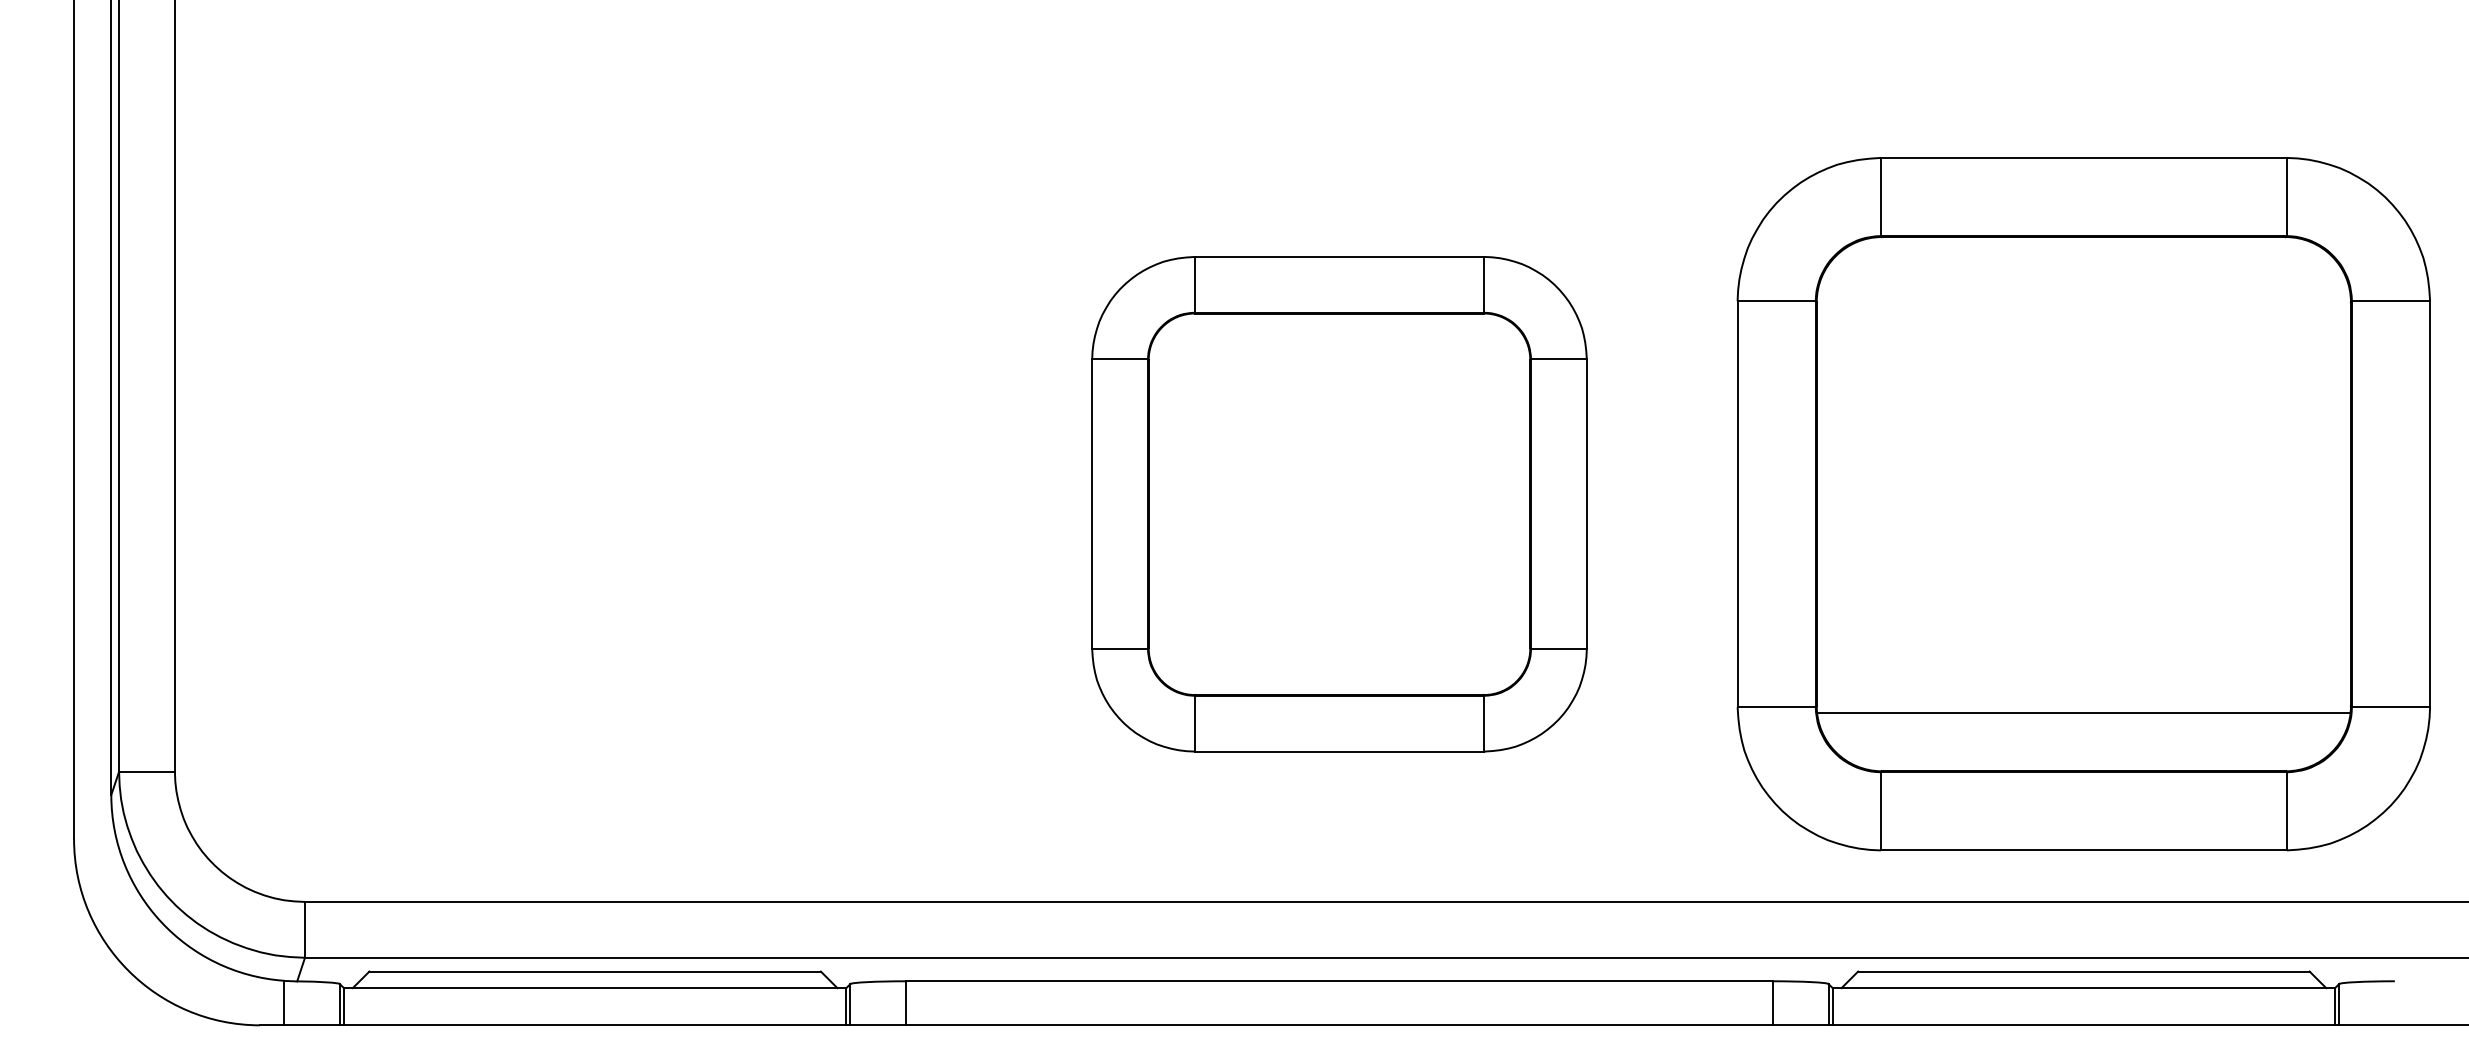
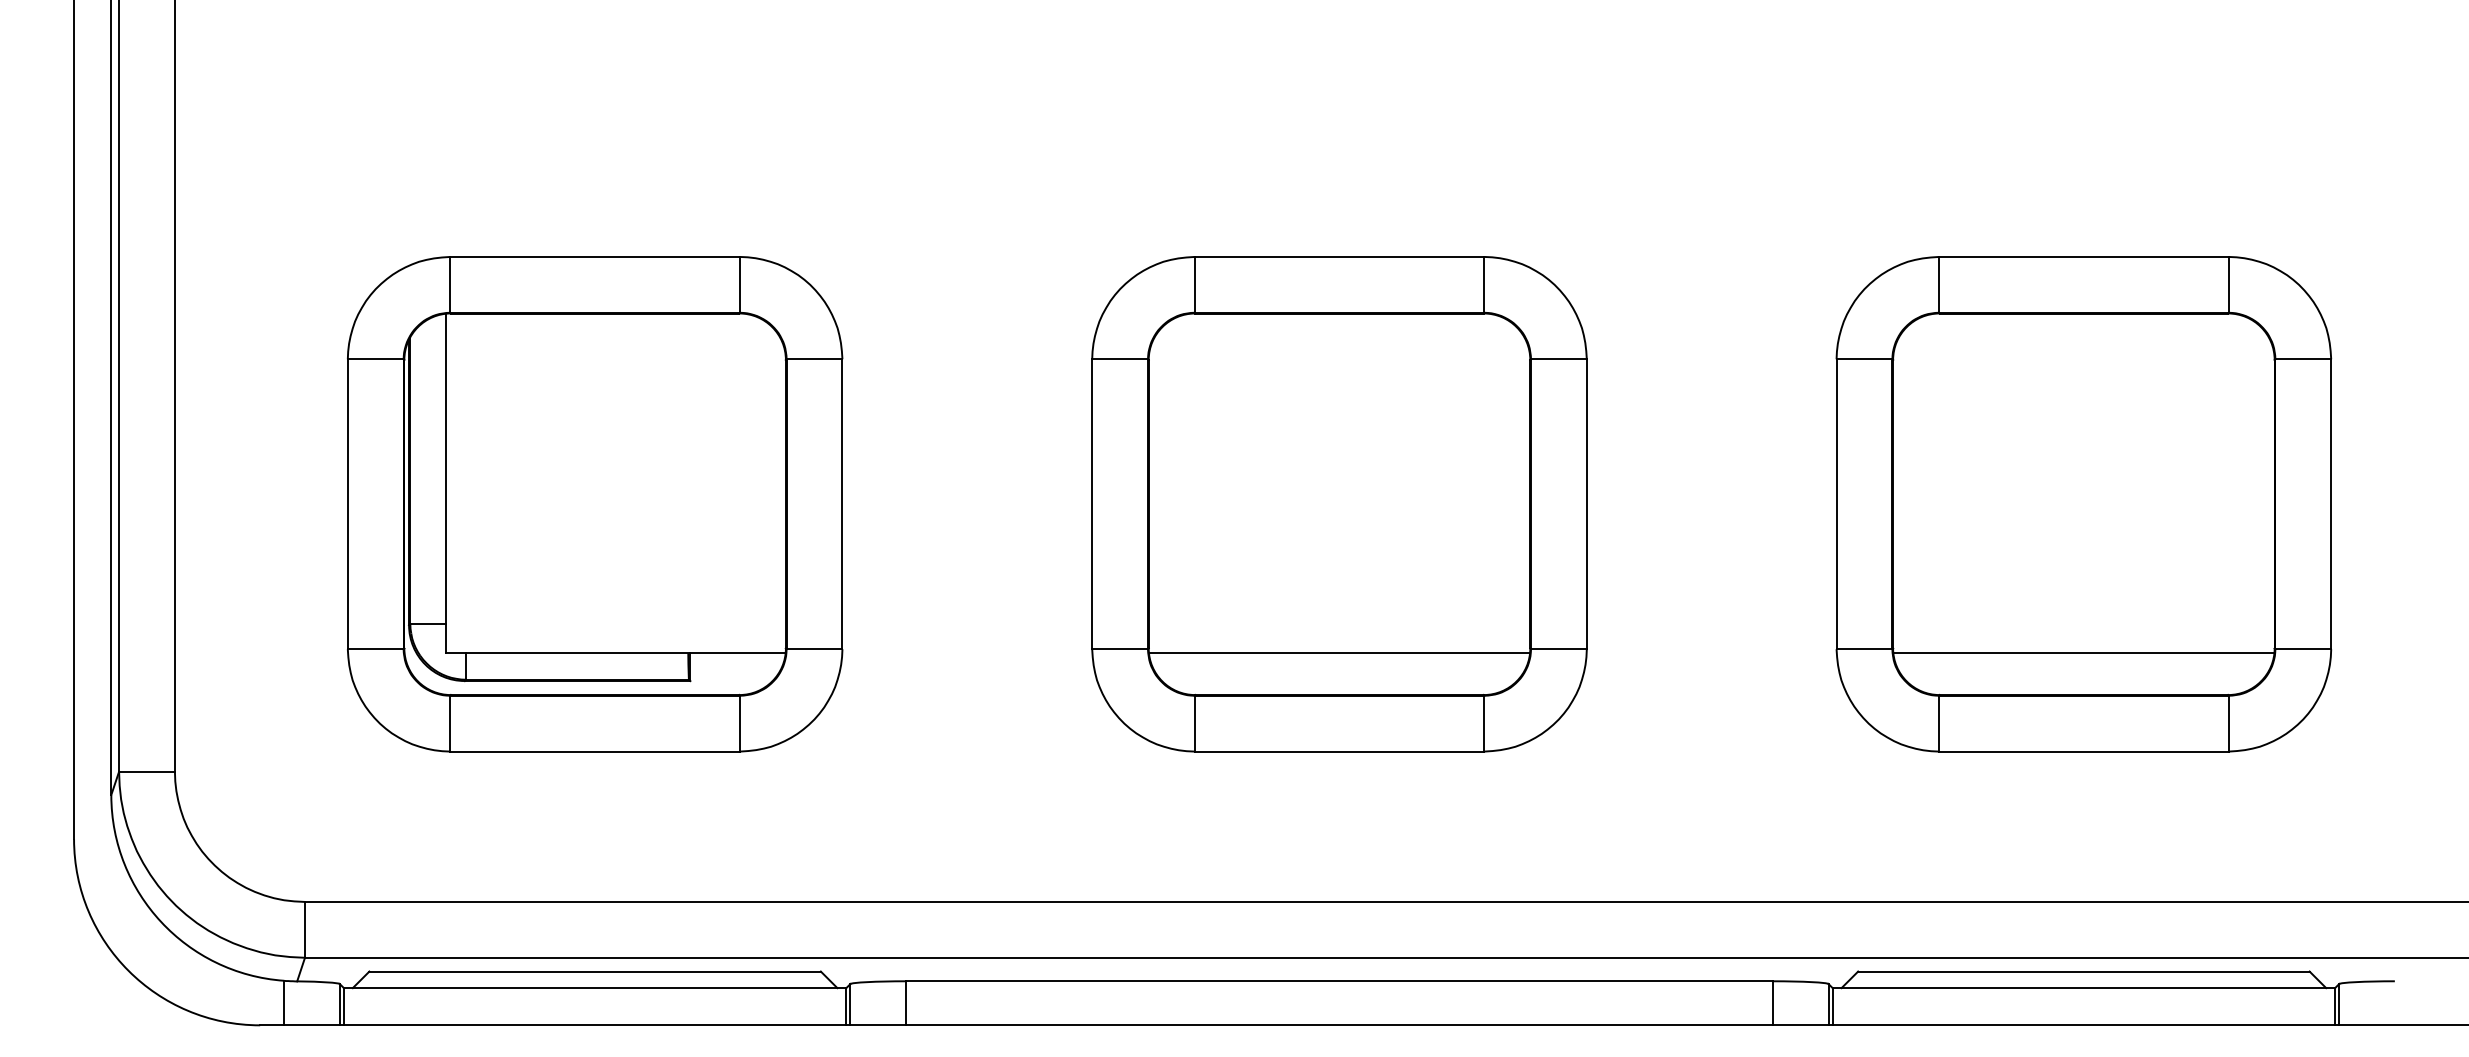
part: none -> present (595, 504)
part size: 695x695 px -> 498x497 px (2083, 504)
line: none -> present (1339, 653)
